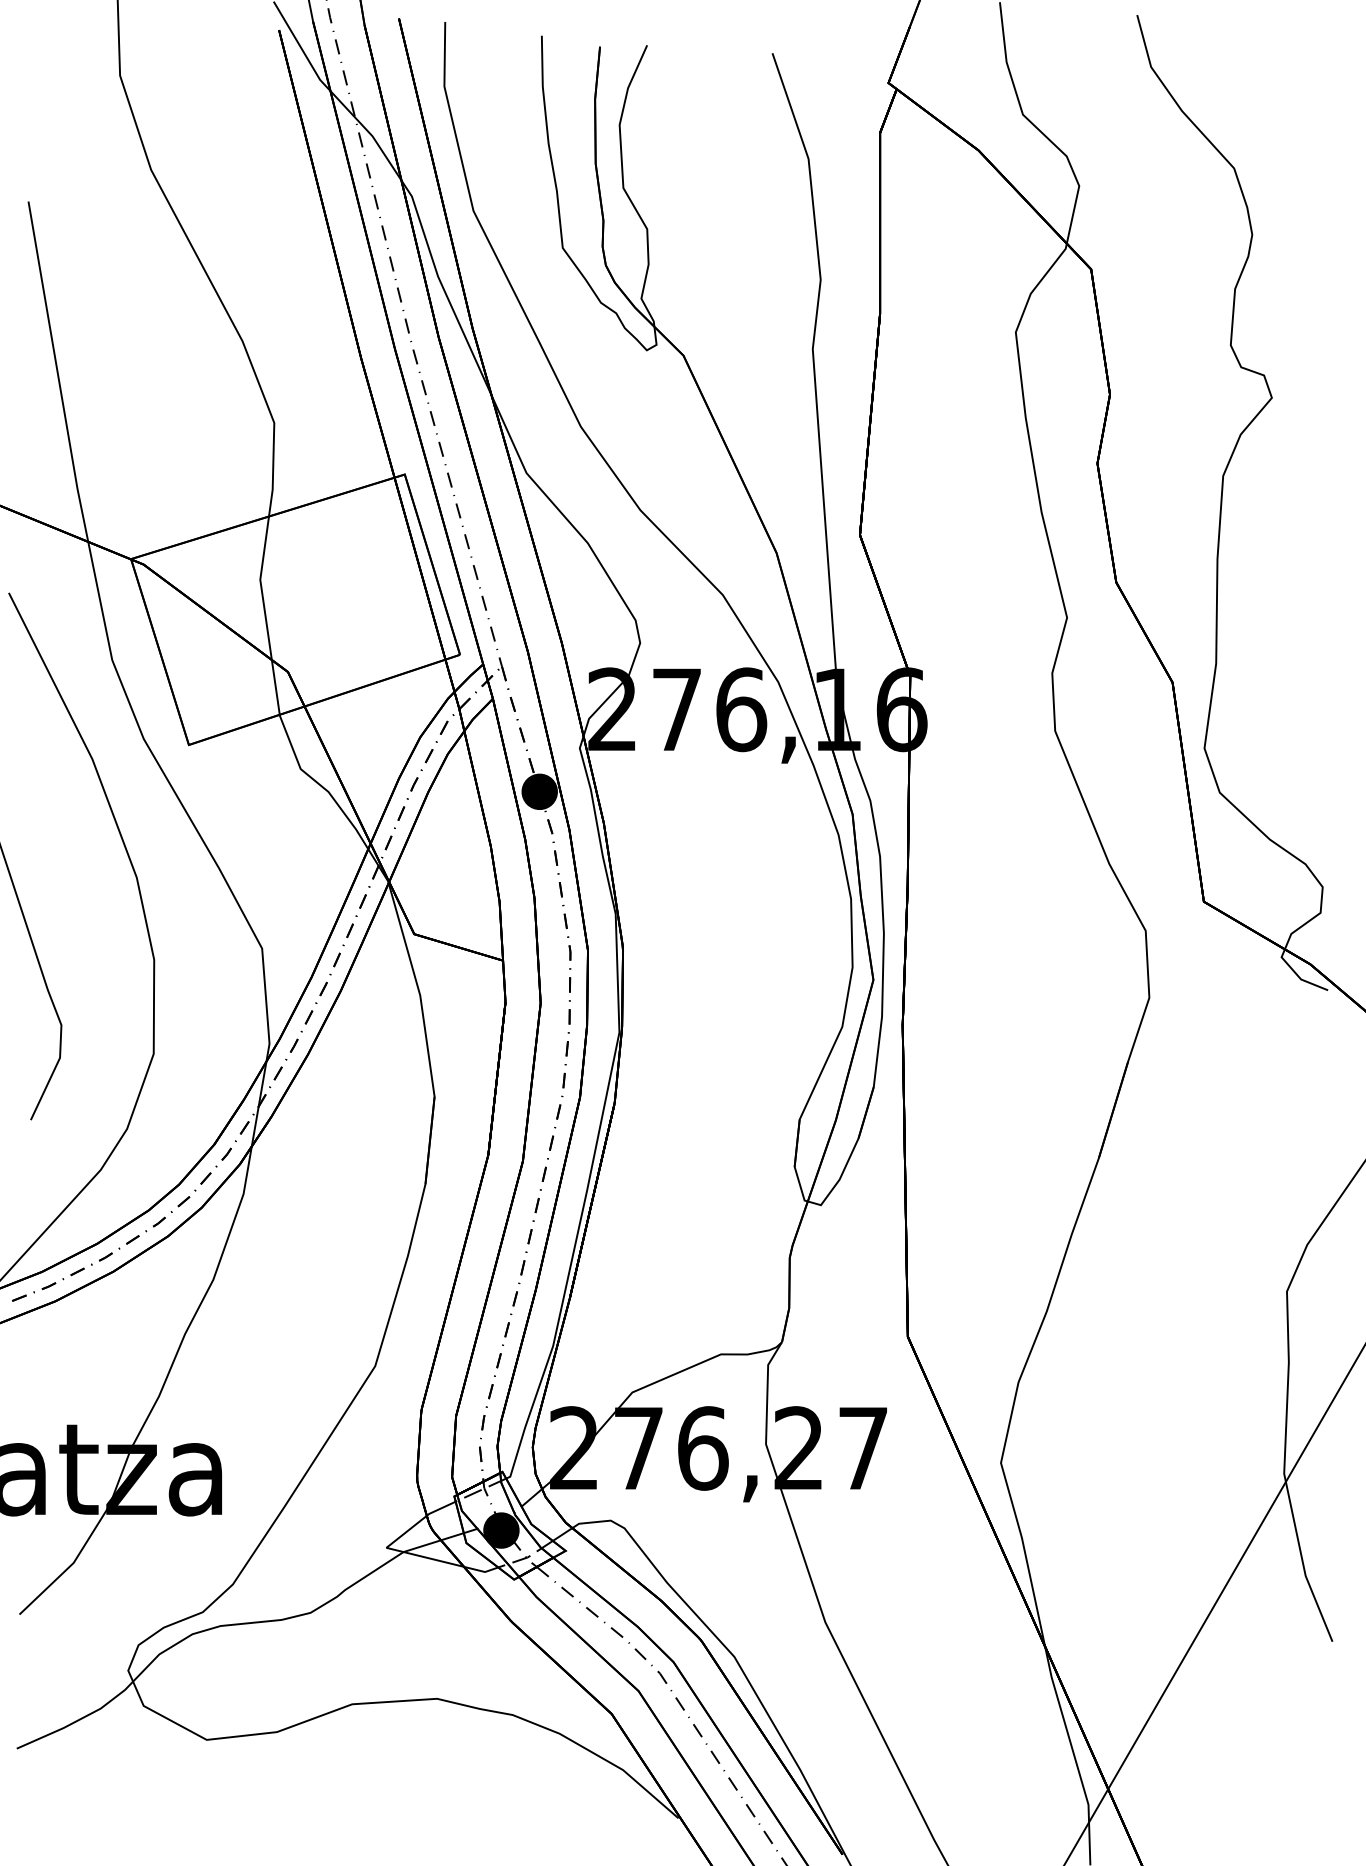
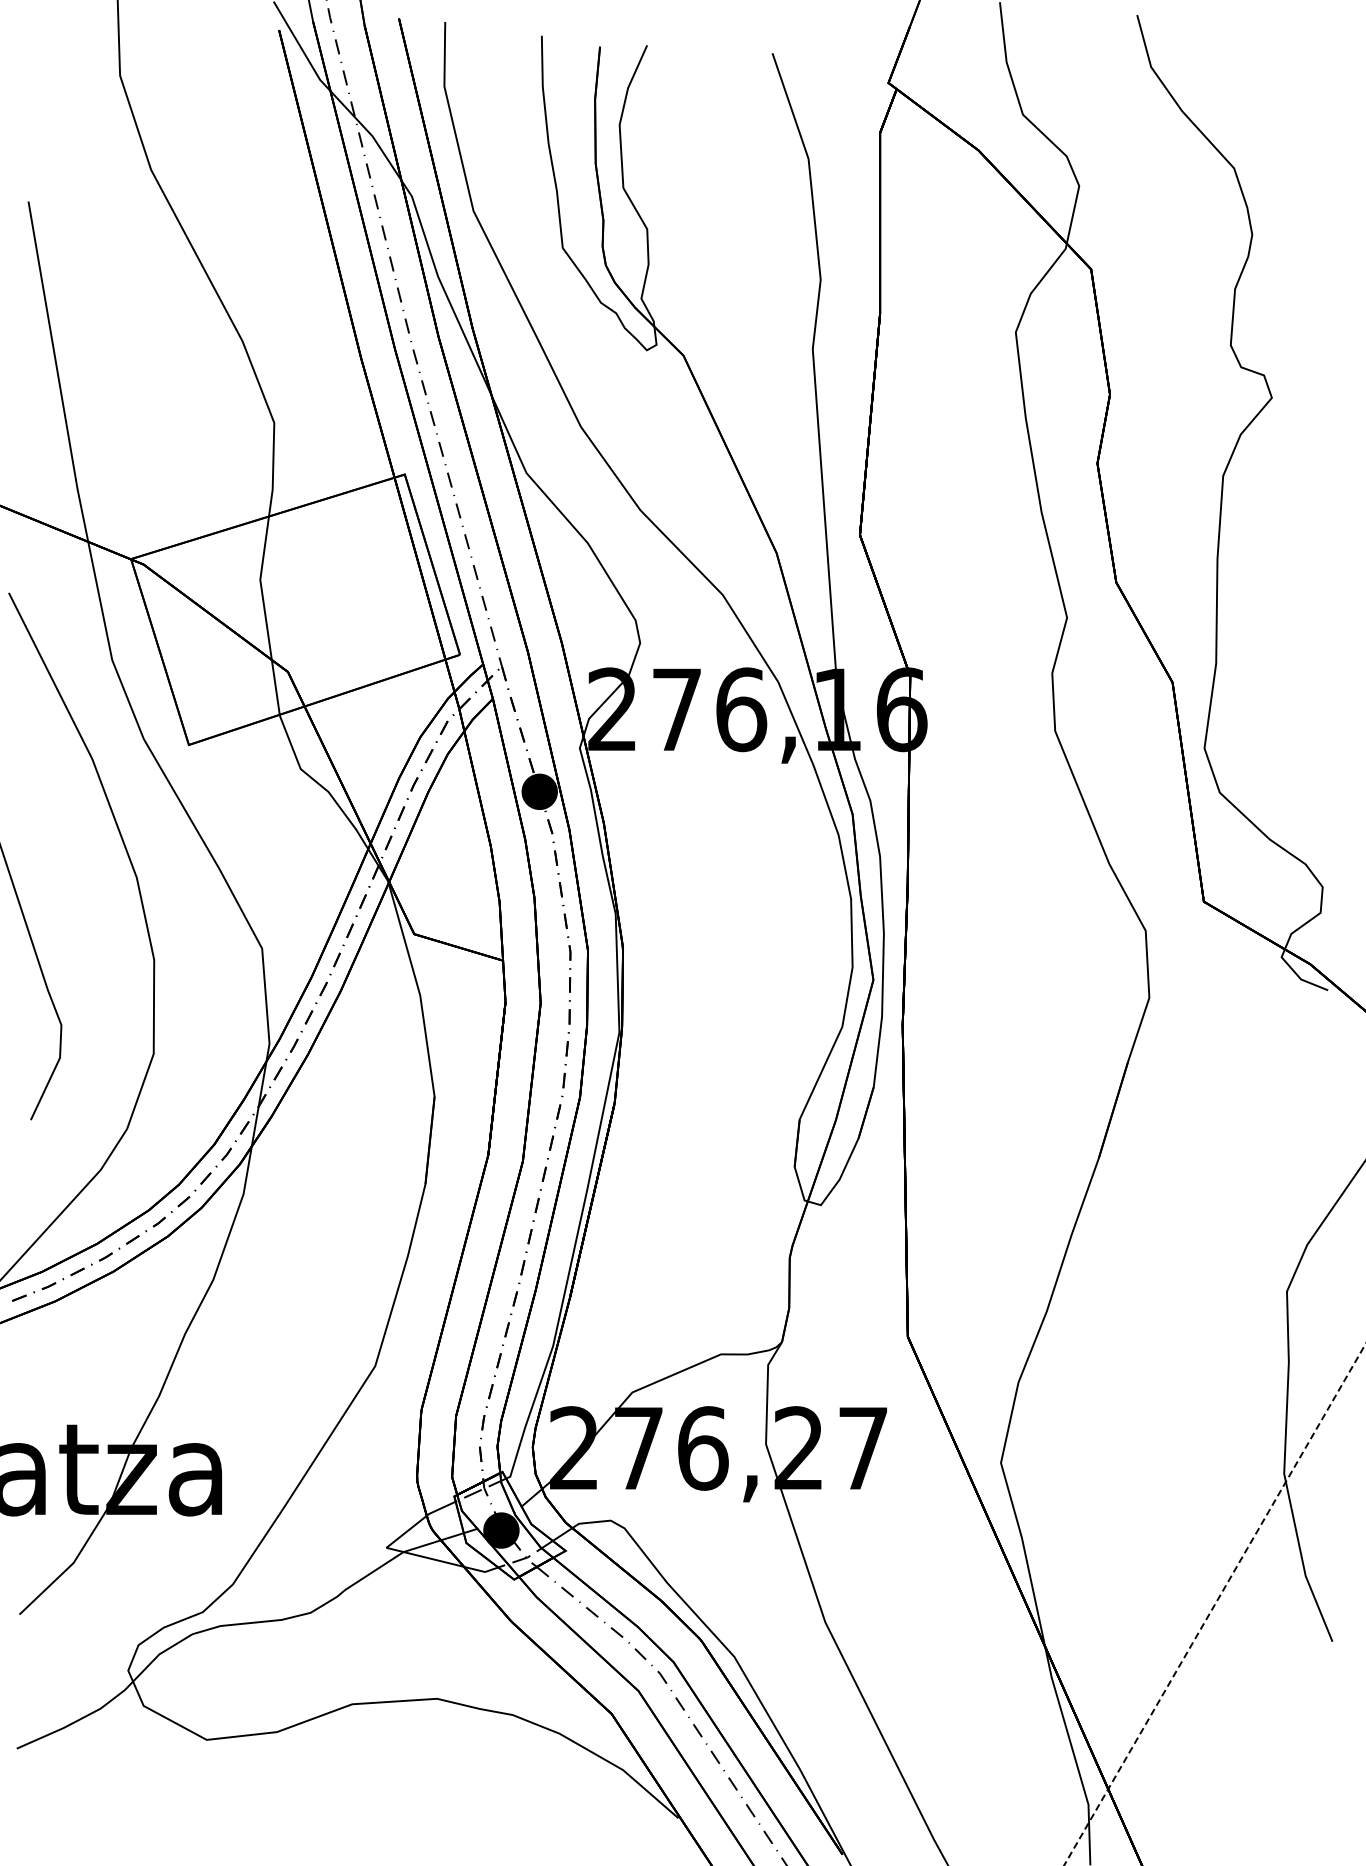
line: solid -> dashed (1214, 1605)
